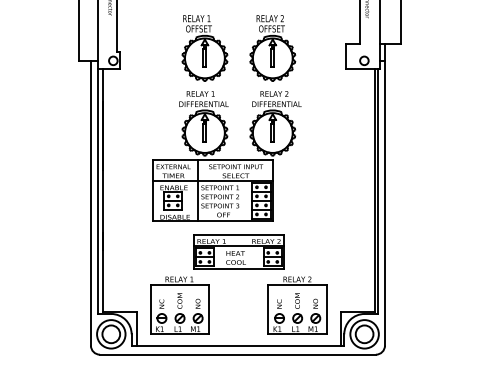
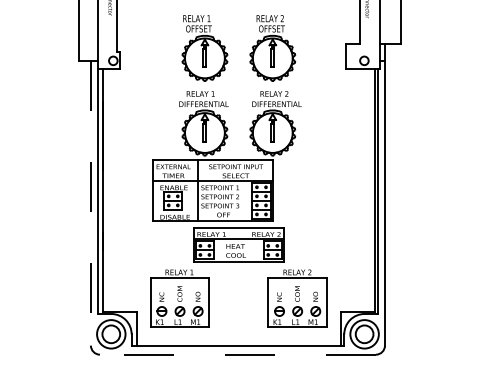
line: solid -> dashed (90, 203)
part position: (238, 269) -> (238, 262) (238, 262)
line: solid -> dashed (237, 354)
